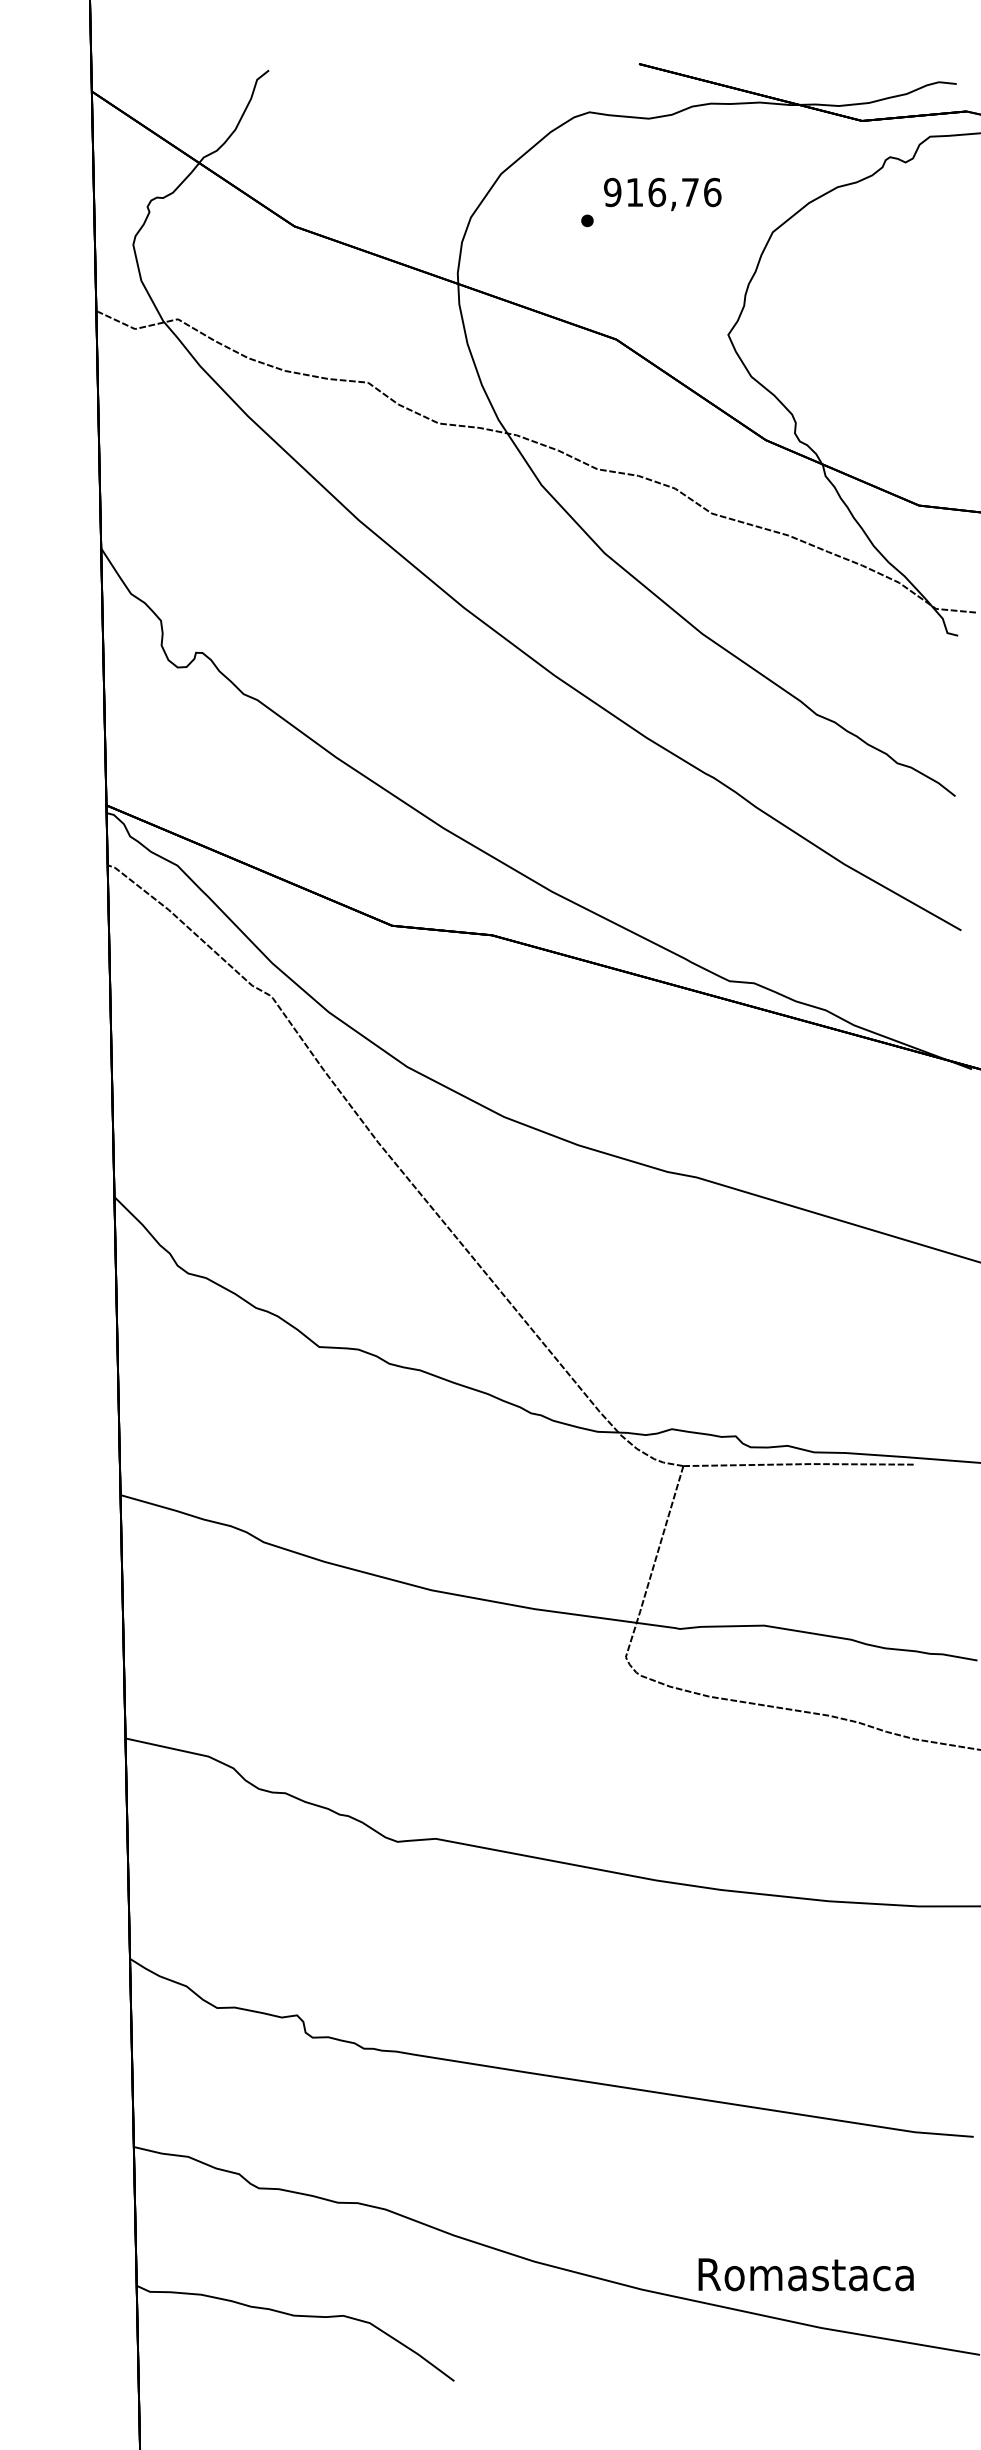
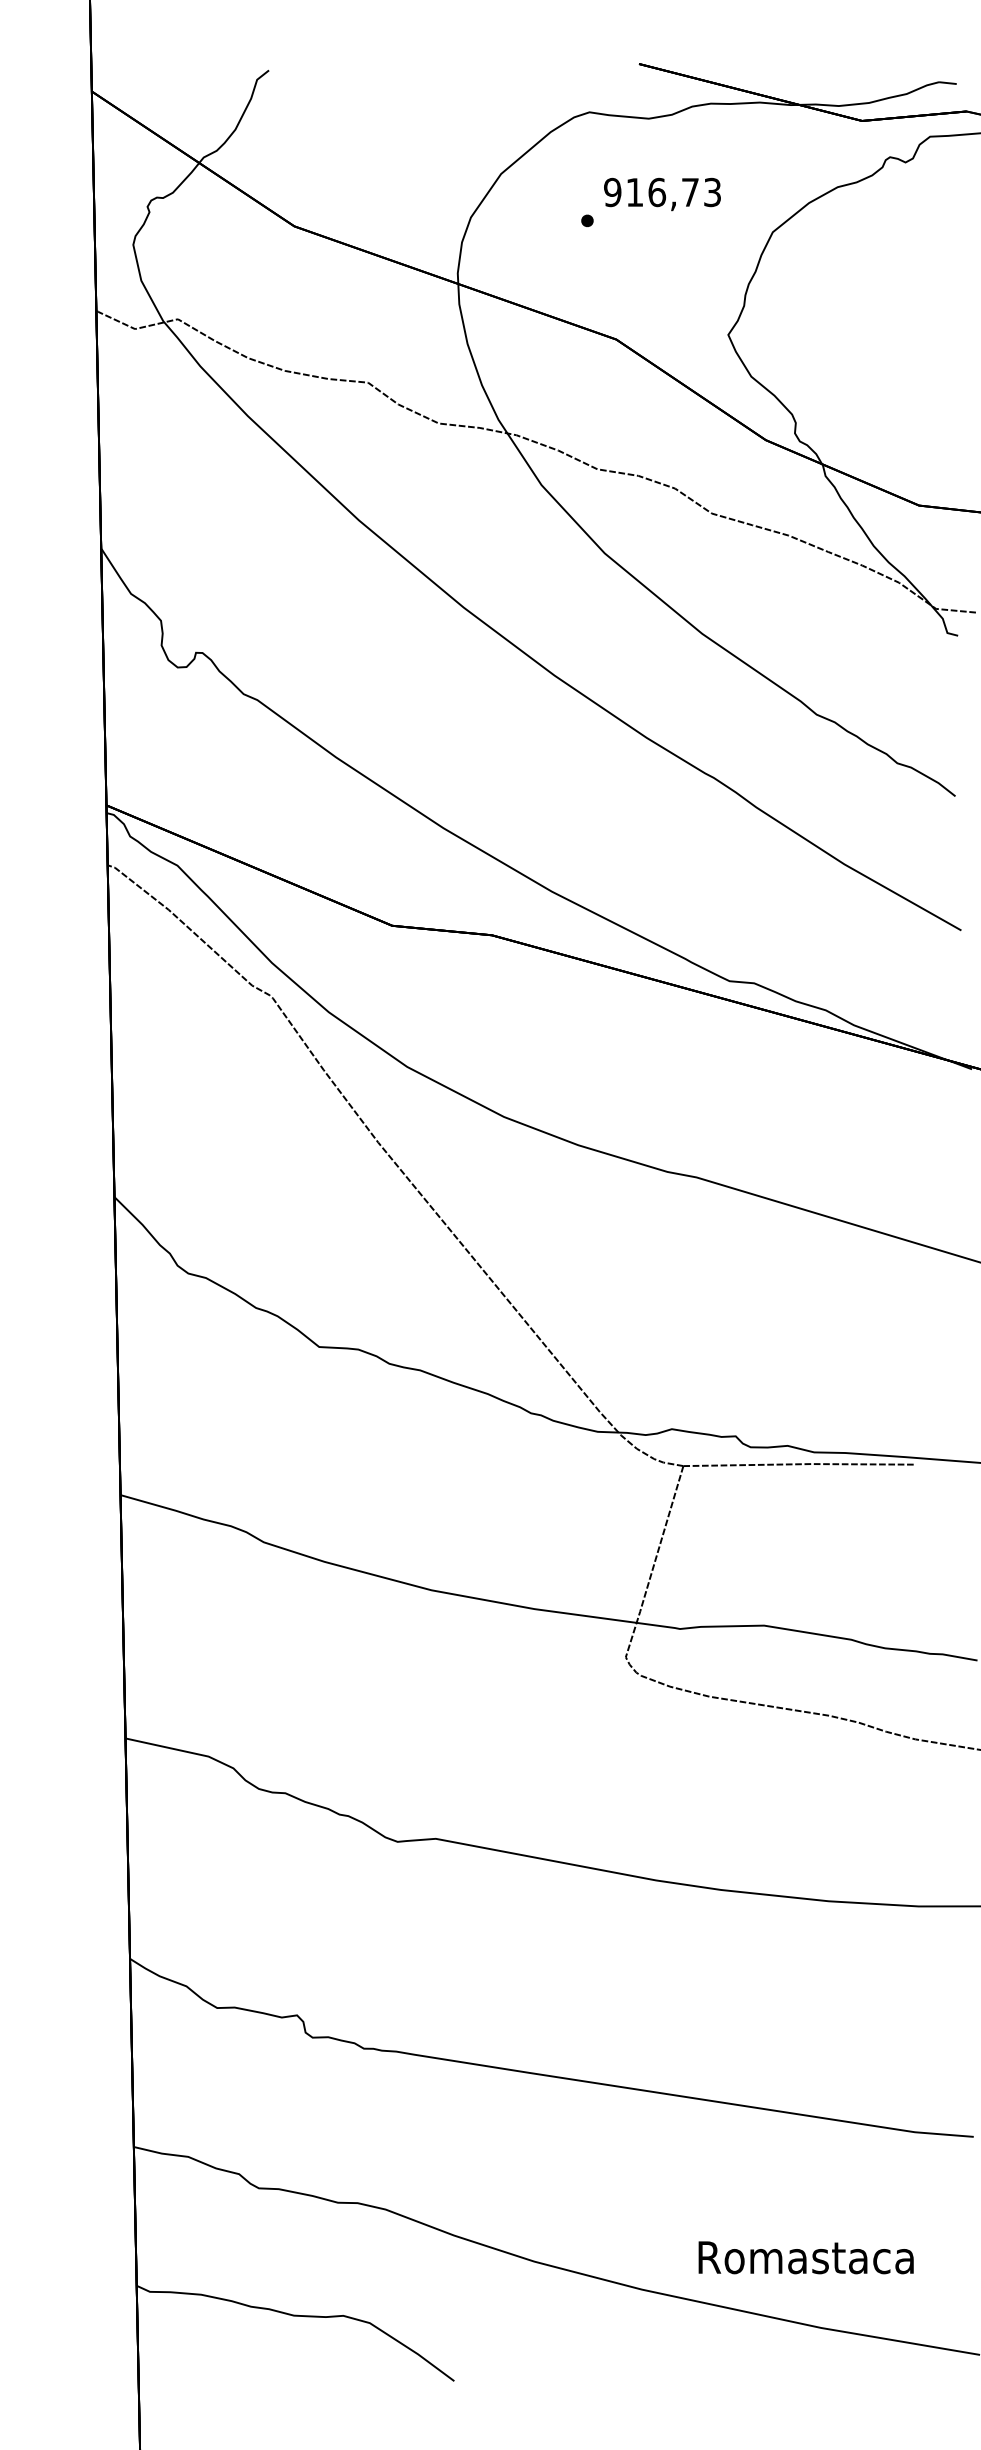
text: 916,76 -> 916,73 (712, 192)
text position: (805, 2274) -> (805, 2257) (805, 2257)
